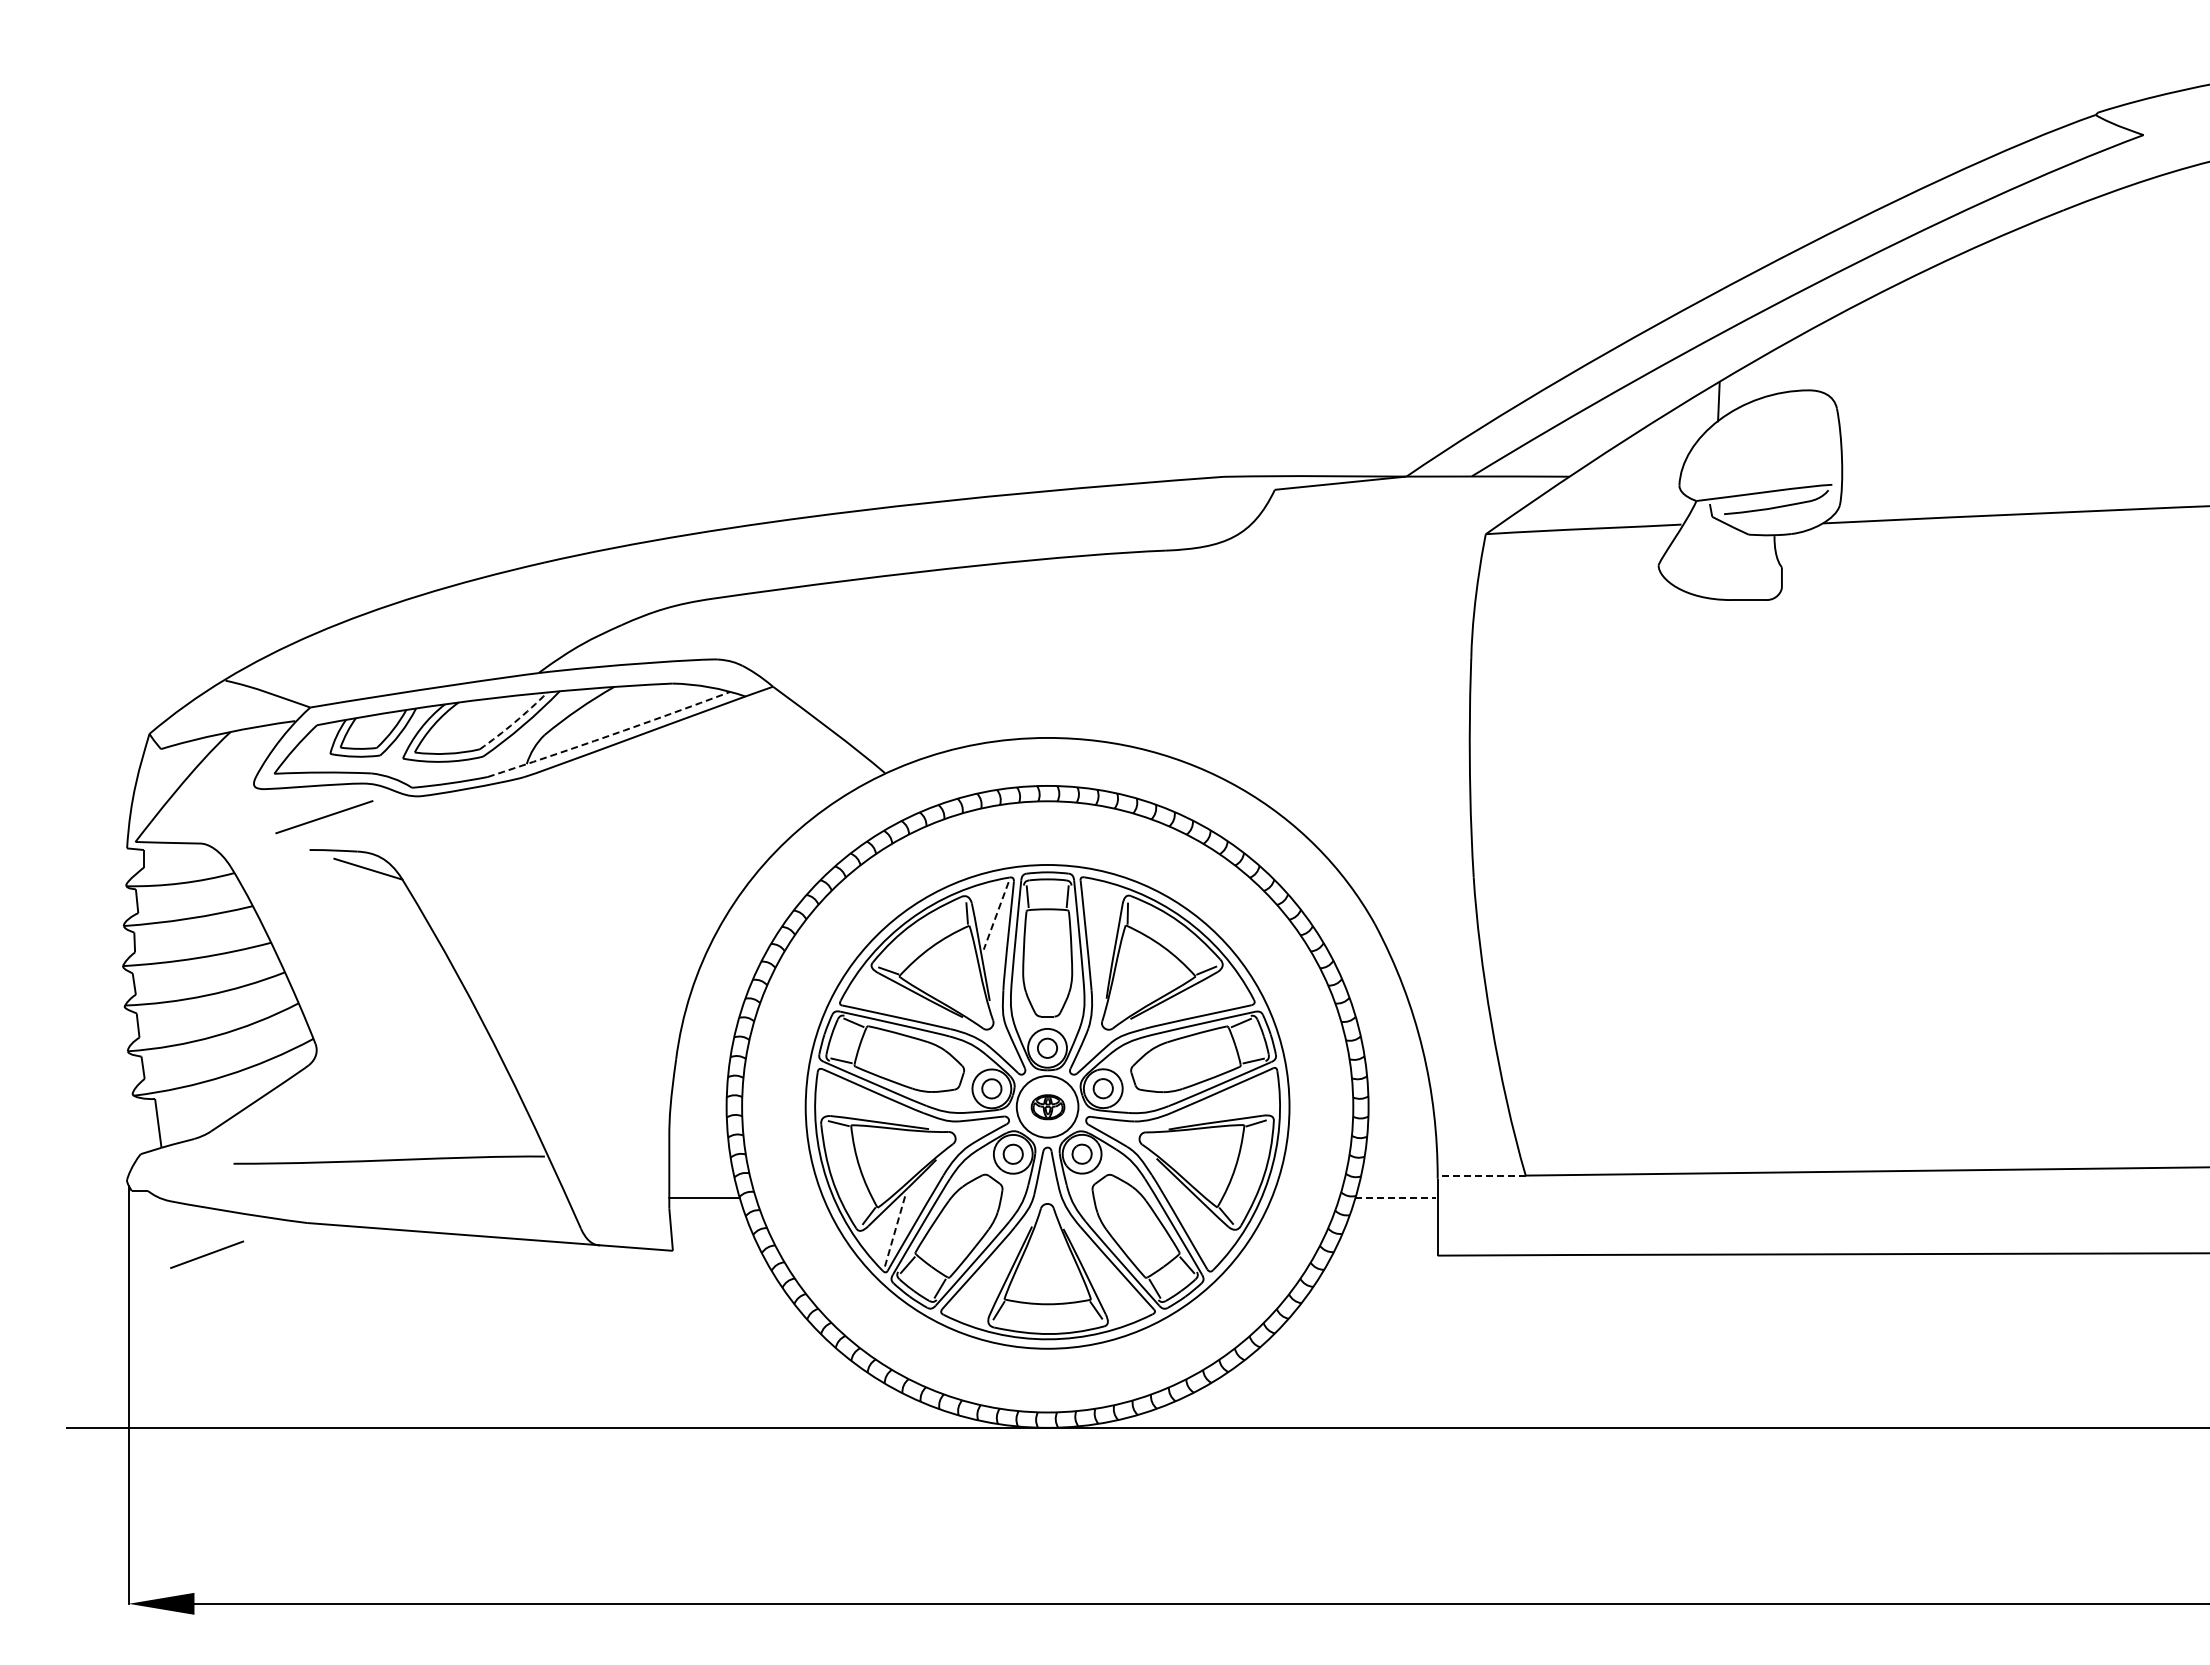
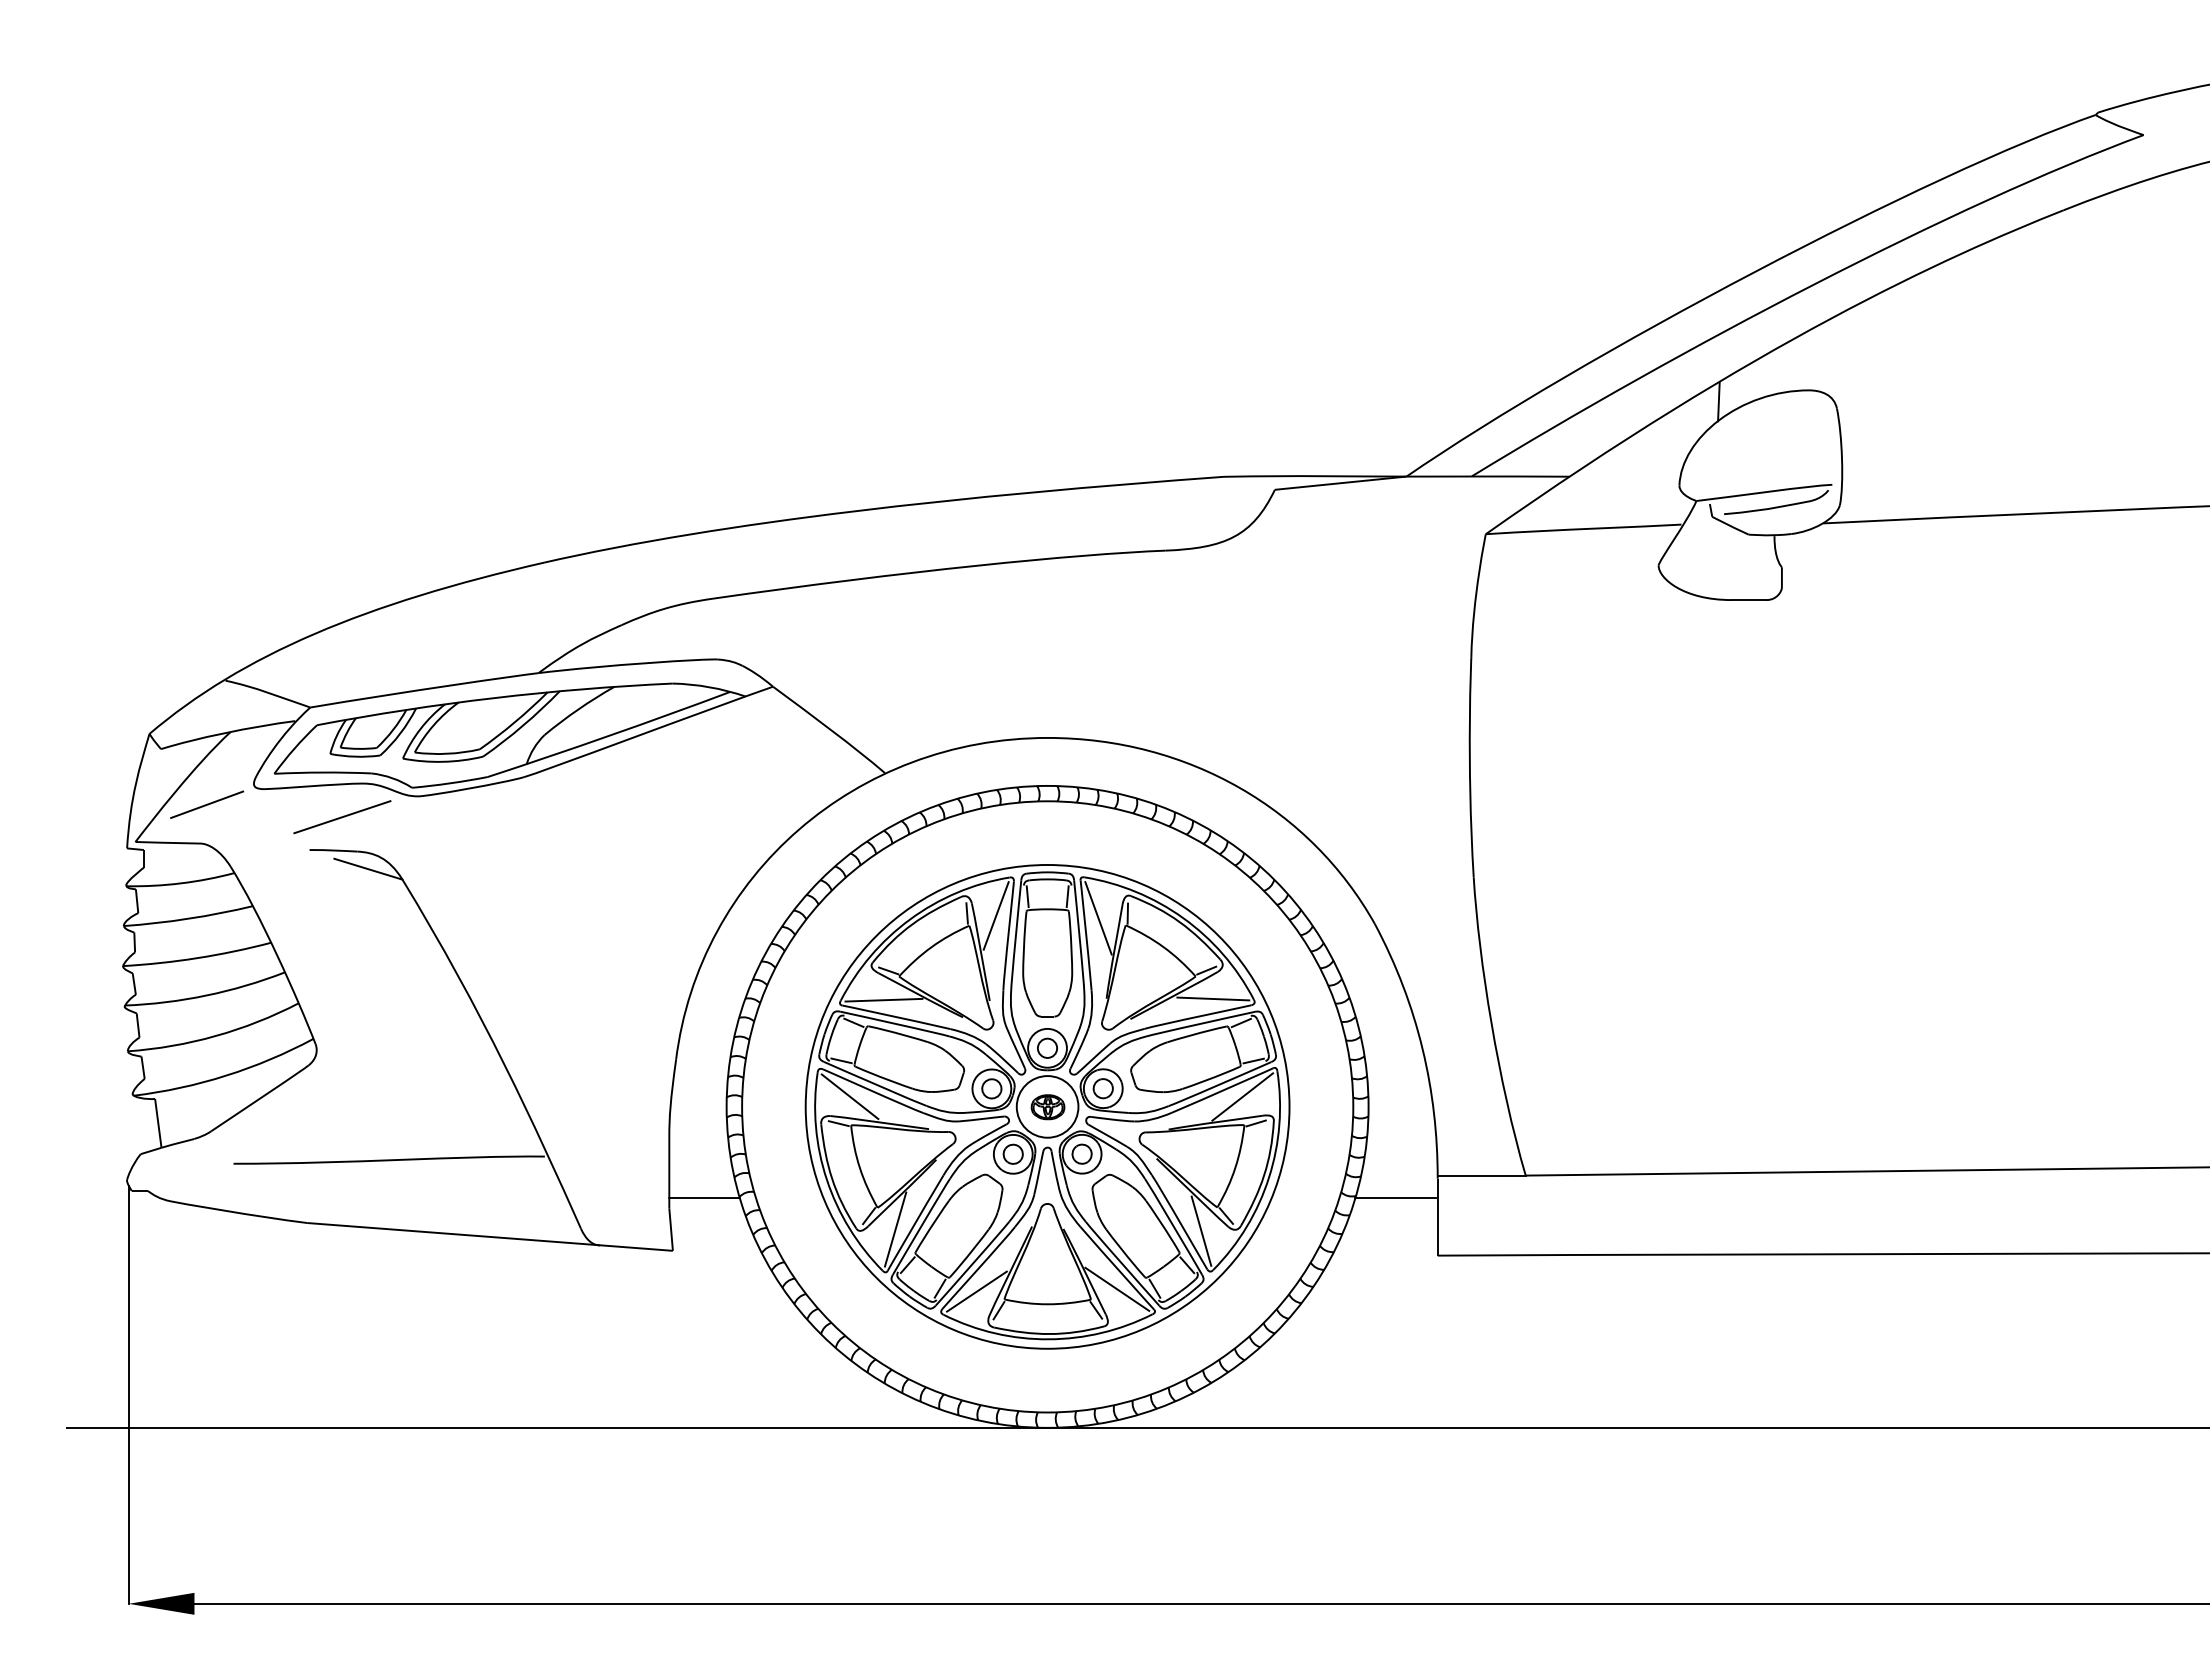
arc: dashed -> solid (514, 722)
arc: dashed -> solid (609, 735)
line position: (324, 817) -> (342, 817) (342, 817)
line: dashed -> solid (996, 915)
line: none -> present (1098, 918)
line: none -> present (1213, 998)
line: none -> present (883, 999)
line: none -> present (849, 1096)
line: none -> present (1242, 1096)
line: dashed -> solid (1481, 1175)
line: dashed -> solid (1396, 1198)
line: dashed -> solid (895, 1229)
line: none -> present (1201, 1230)
line position: (207, 1254) -> (207, 804) (207, 804)
line: none -> present (1117, 1288)
line: none -> present (976, 1291)
